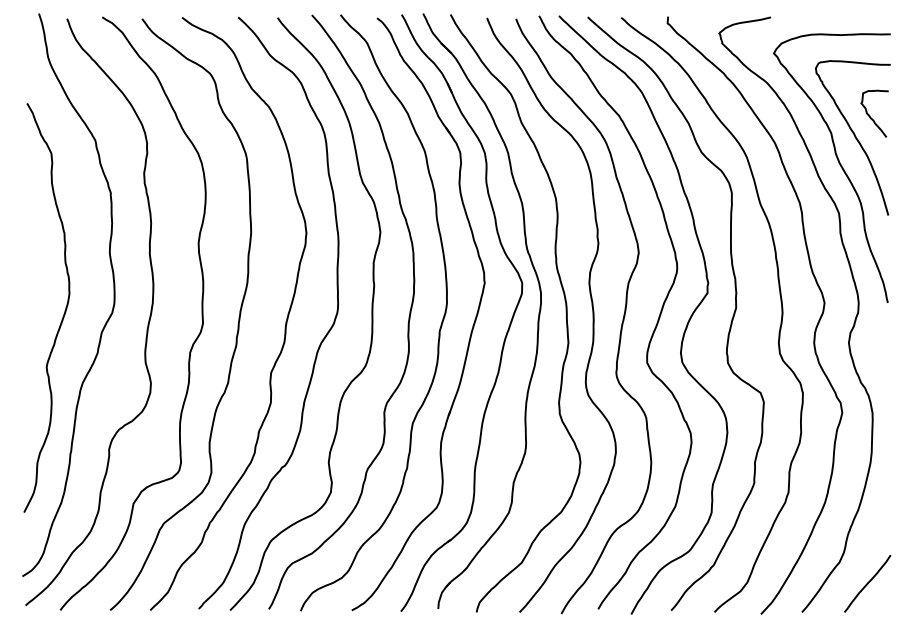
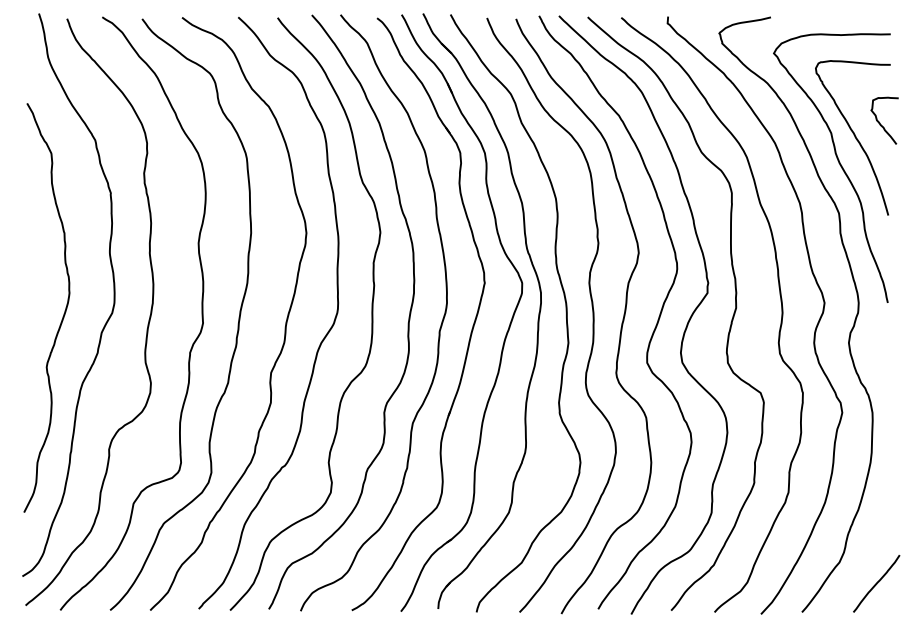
curve position: (870, 115) -> (880, 122) (880, 122)
curve position: (867, 583) -> (876, 583) (876, 583)
